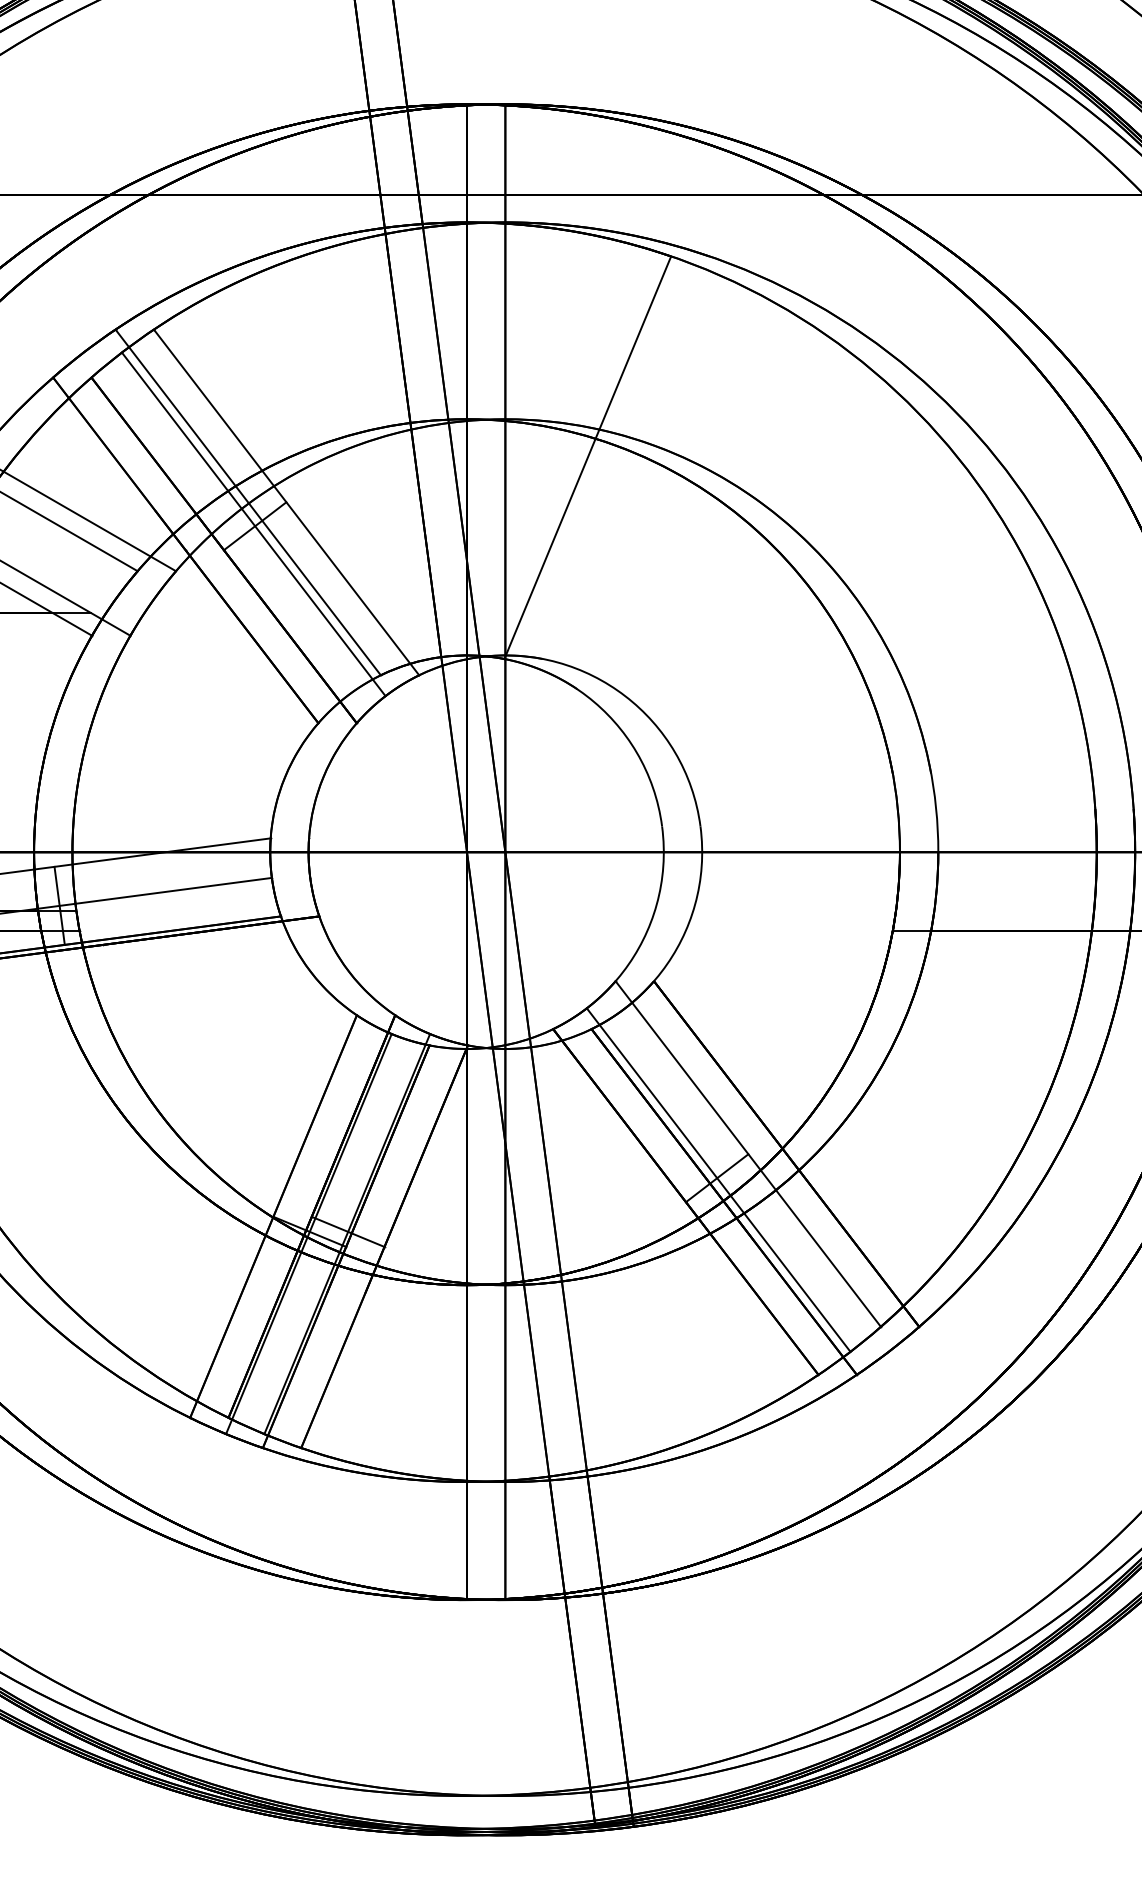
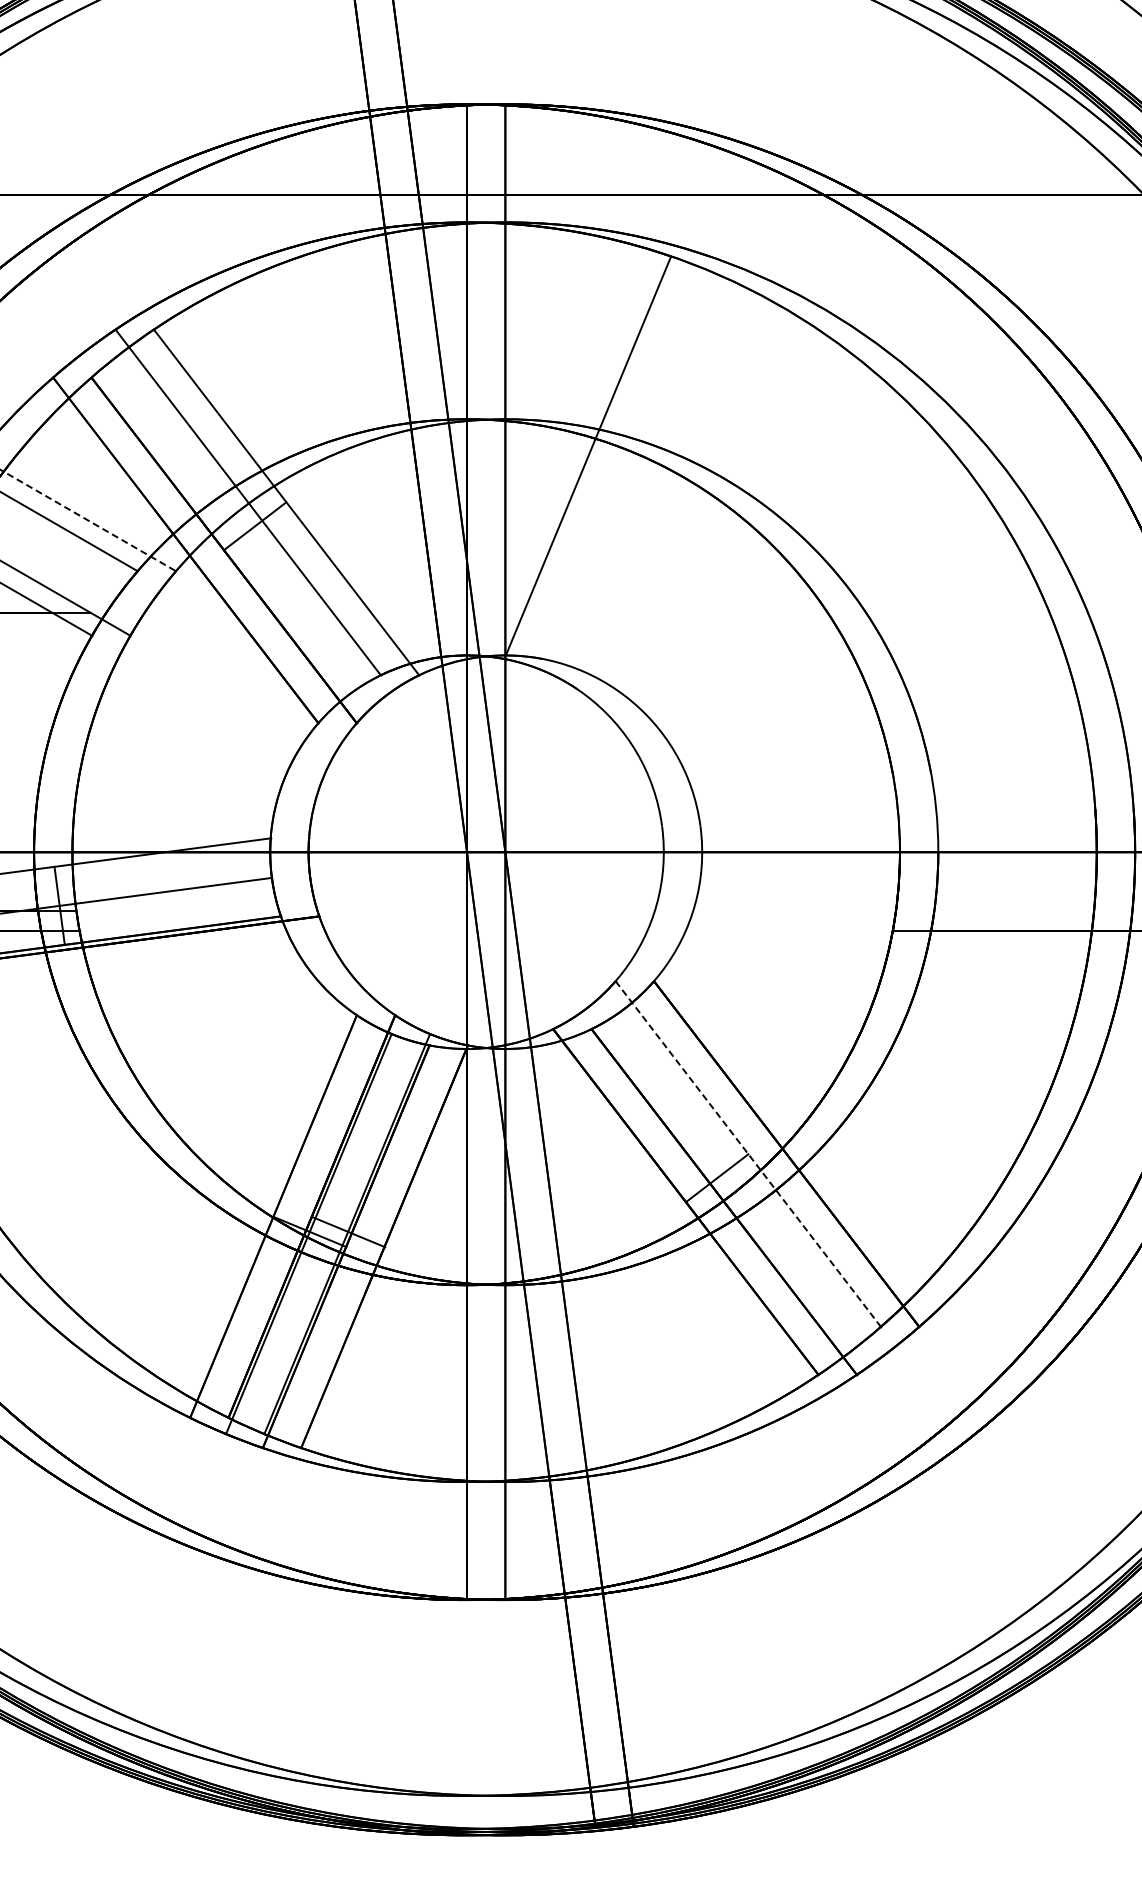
line: solid -> dashed (88, 520)
line: present -> none (253, 524)
line: solid -> dashed (748, 1154)
line: present -> none (718, 1179)
